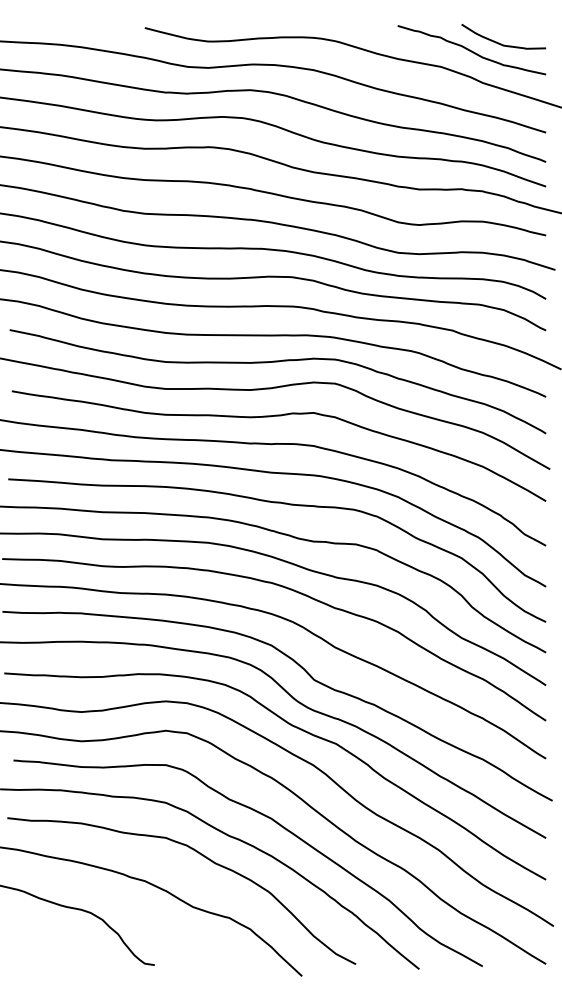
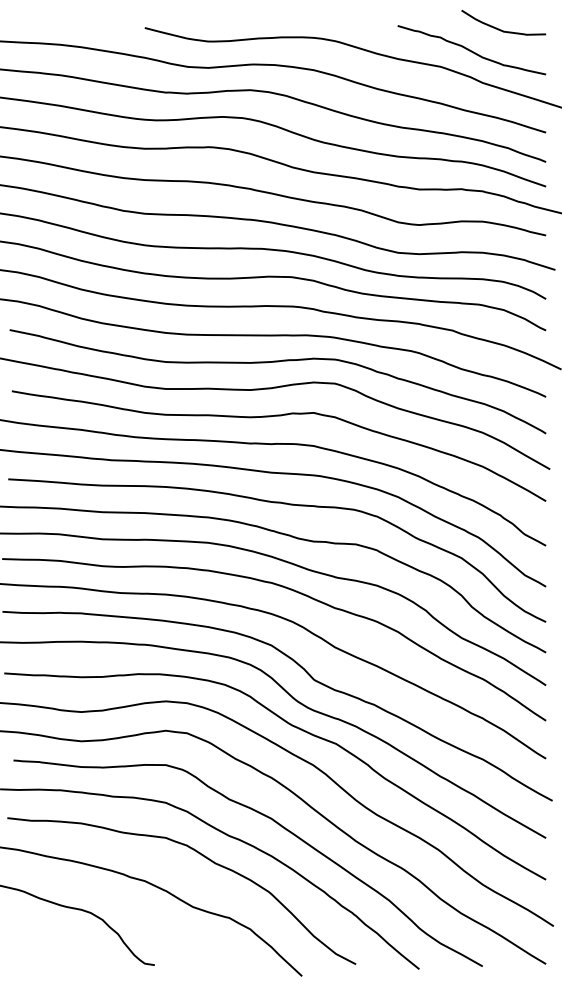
curve position: (499, 42) -> (499, 28) (499, 28)
